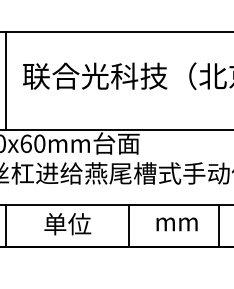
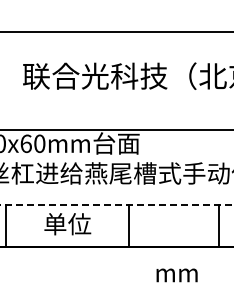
line: present -> none (6, 80)
line: solid -> dashed (117, 205)
text position: (176, 224) -> (176, 275) (176, 275)
